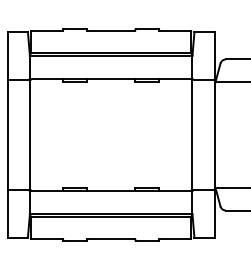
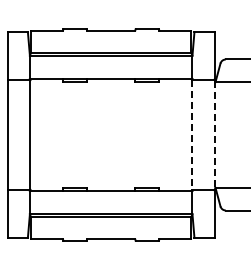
line: solid -> dashed (191, 135)
line: solid -> dashed (215, 135)
